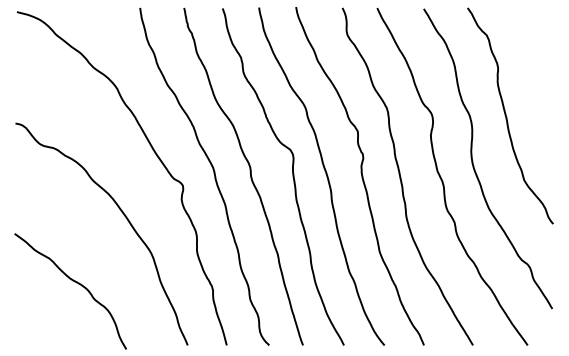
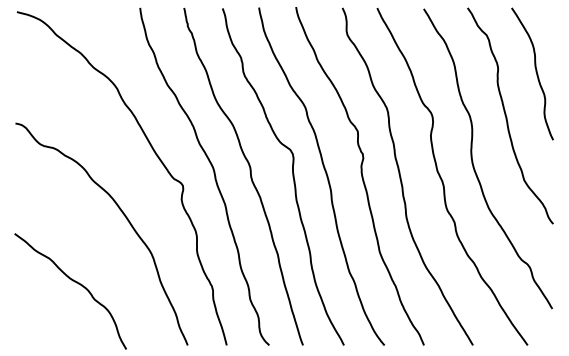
curve: none -> present (535, 72)
